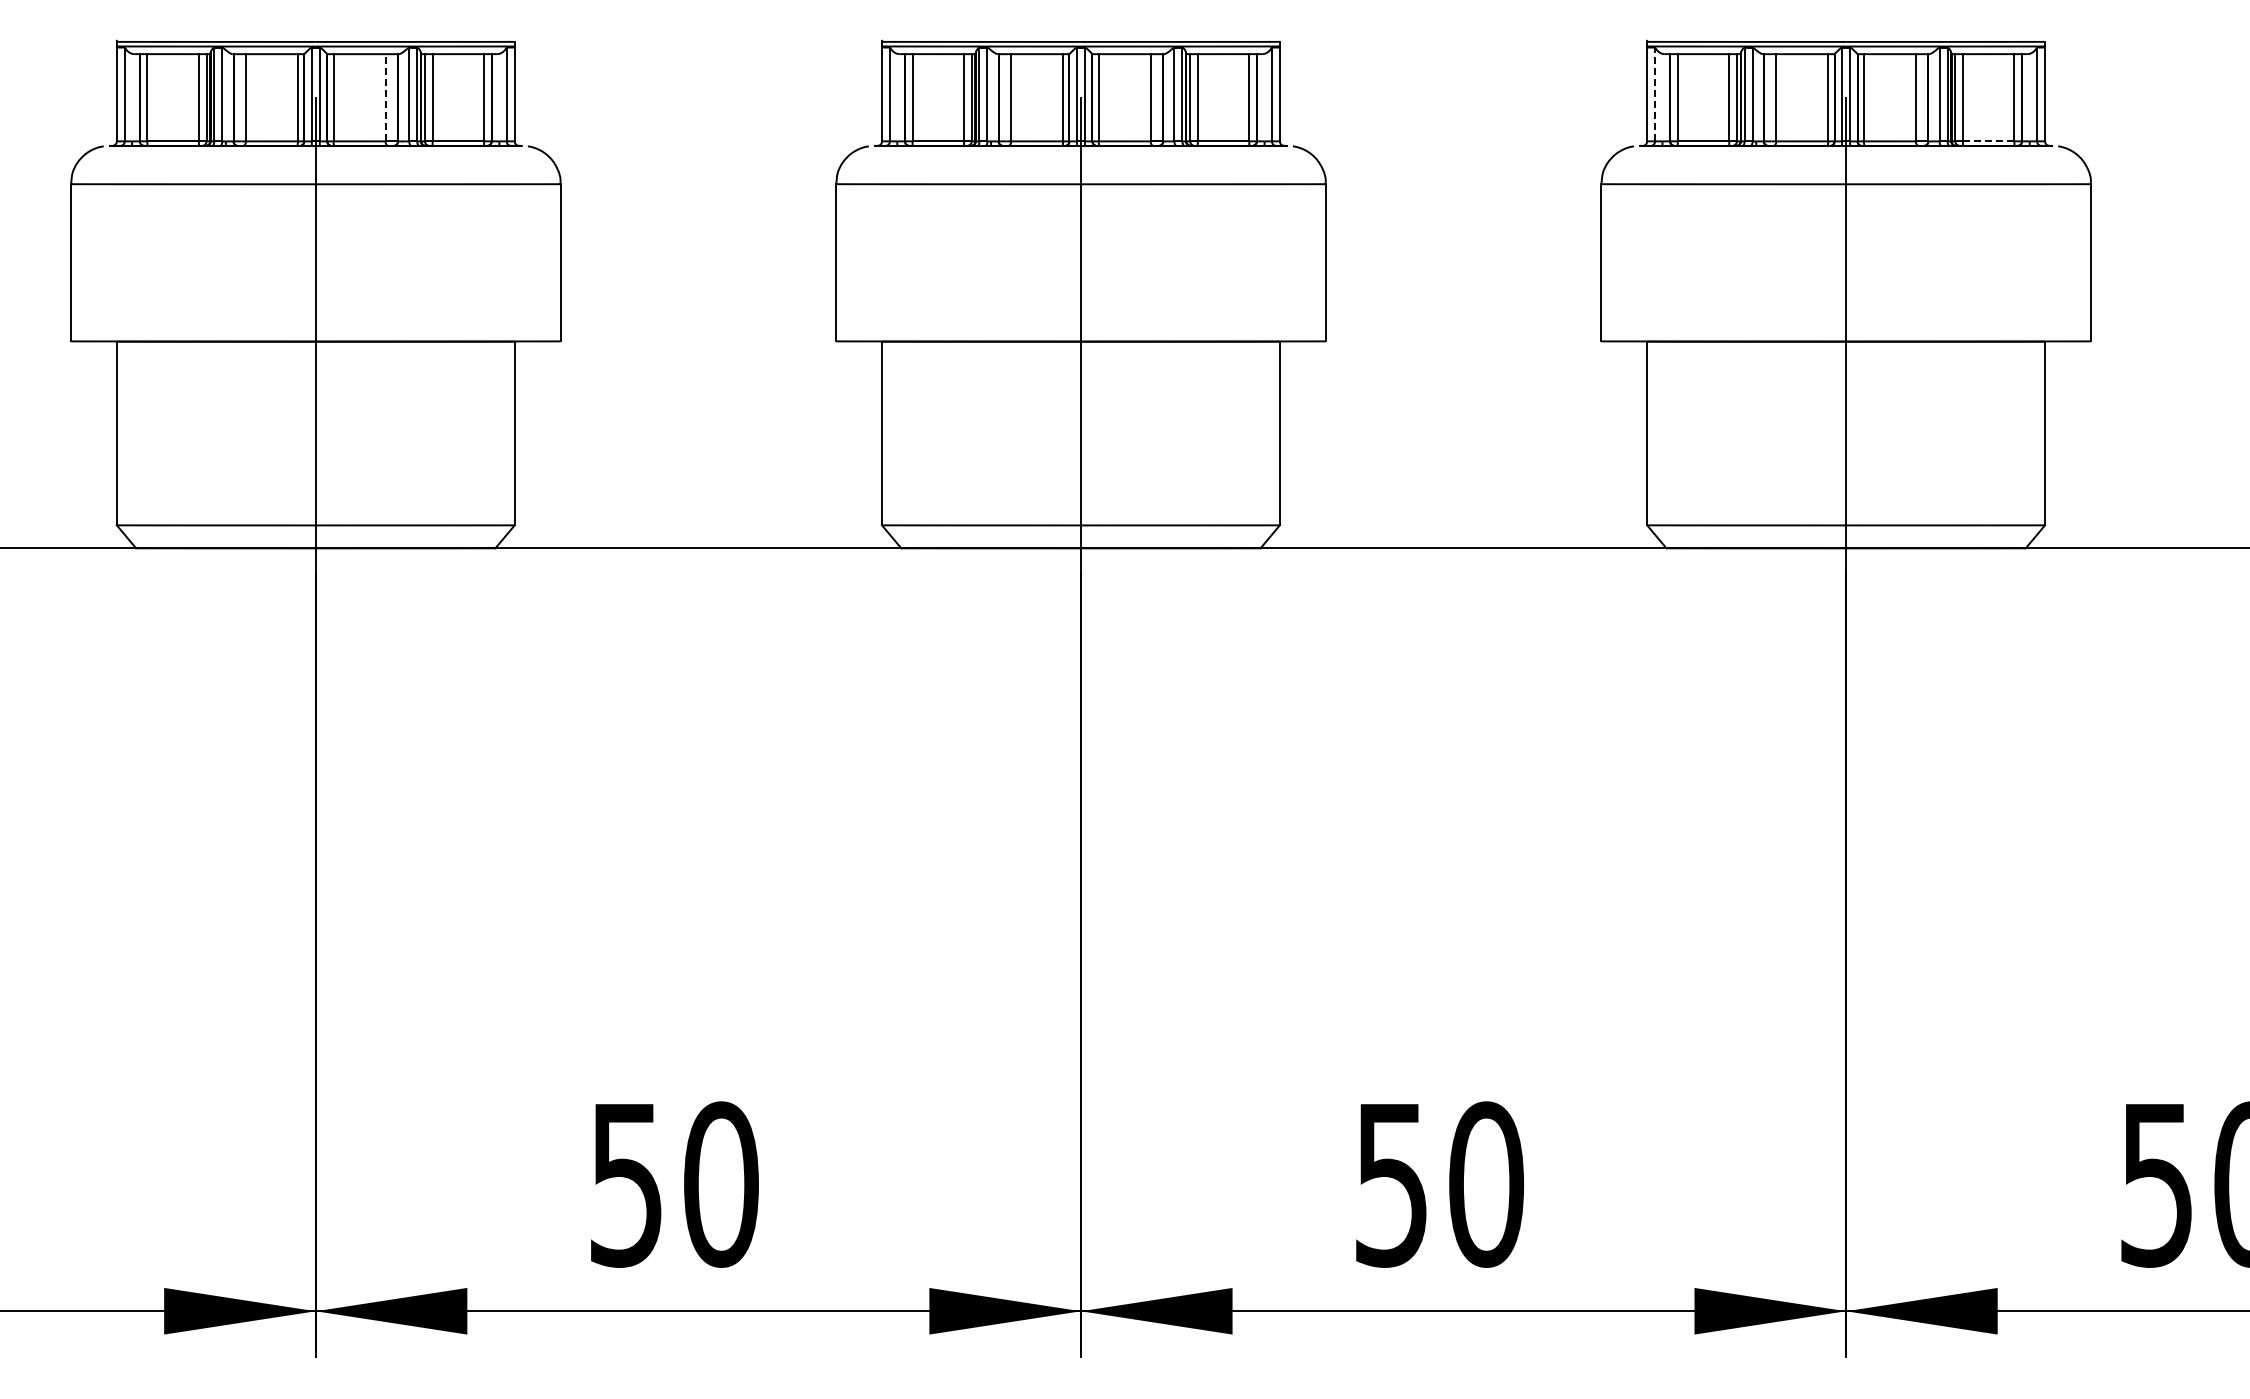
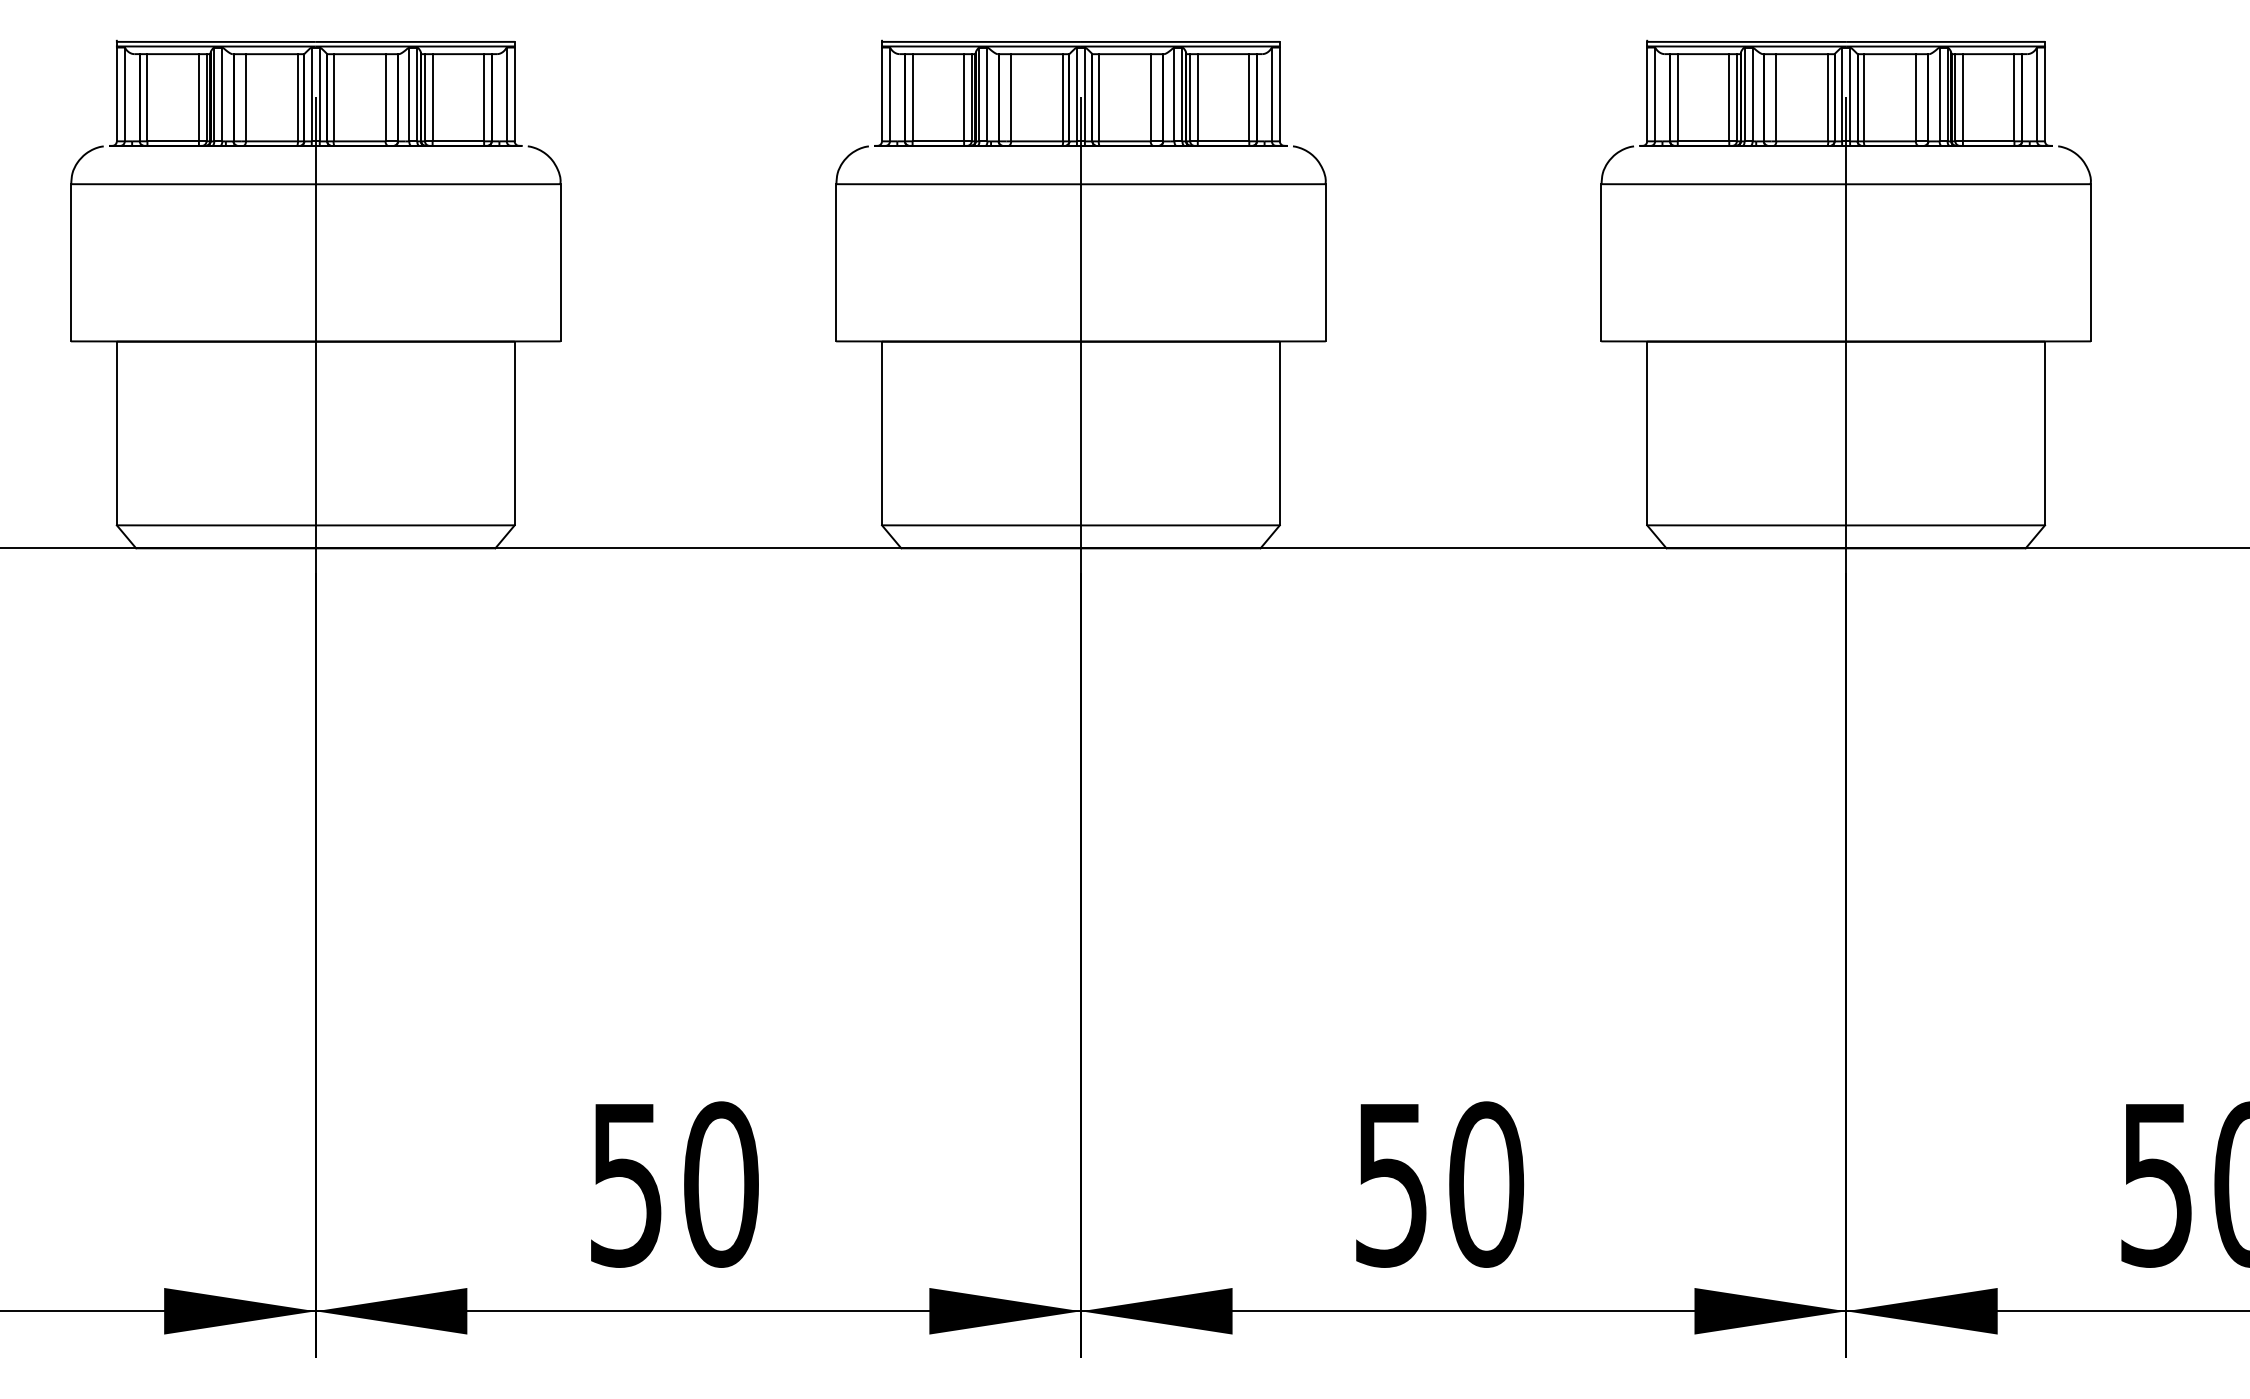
line: dashed -> solid (1655, 94)
line: dashed -> solid (385, 97)
line: dashed -> solid (1988, 141)
